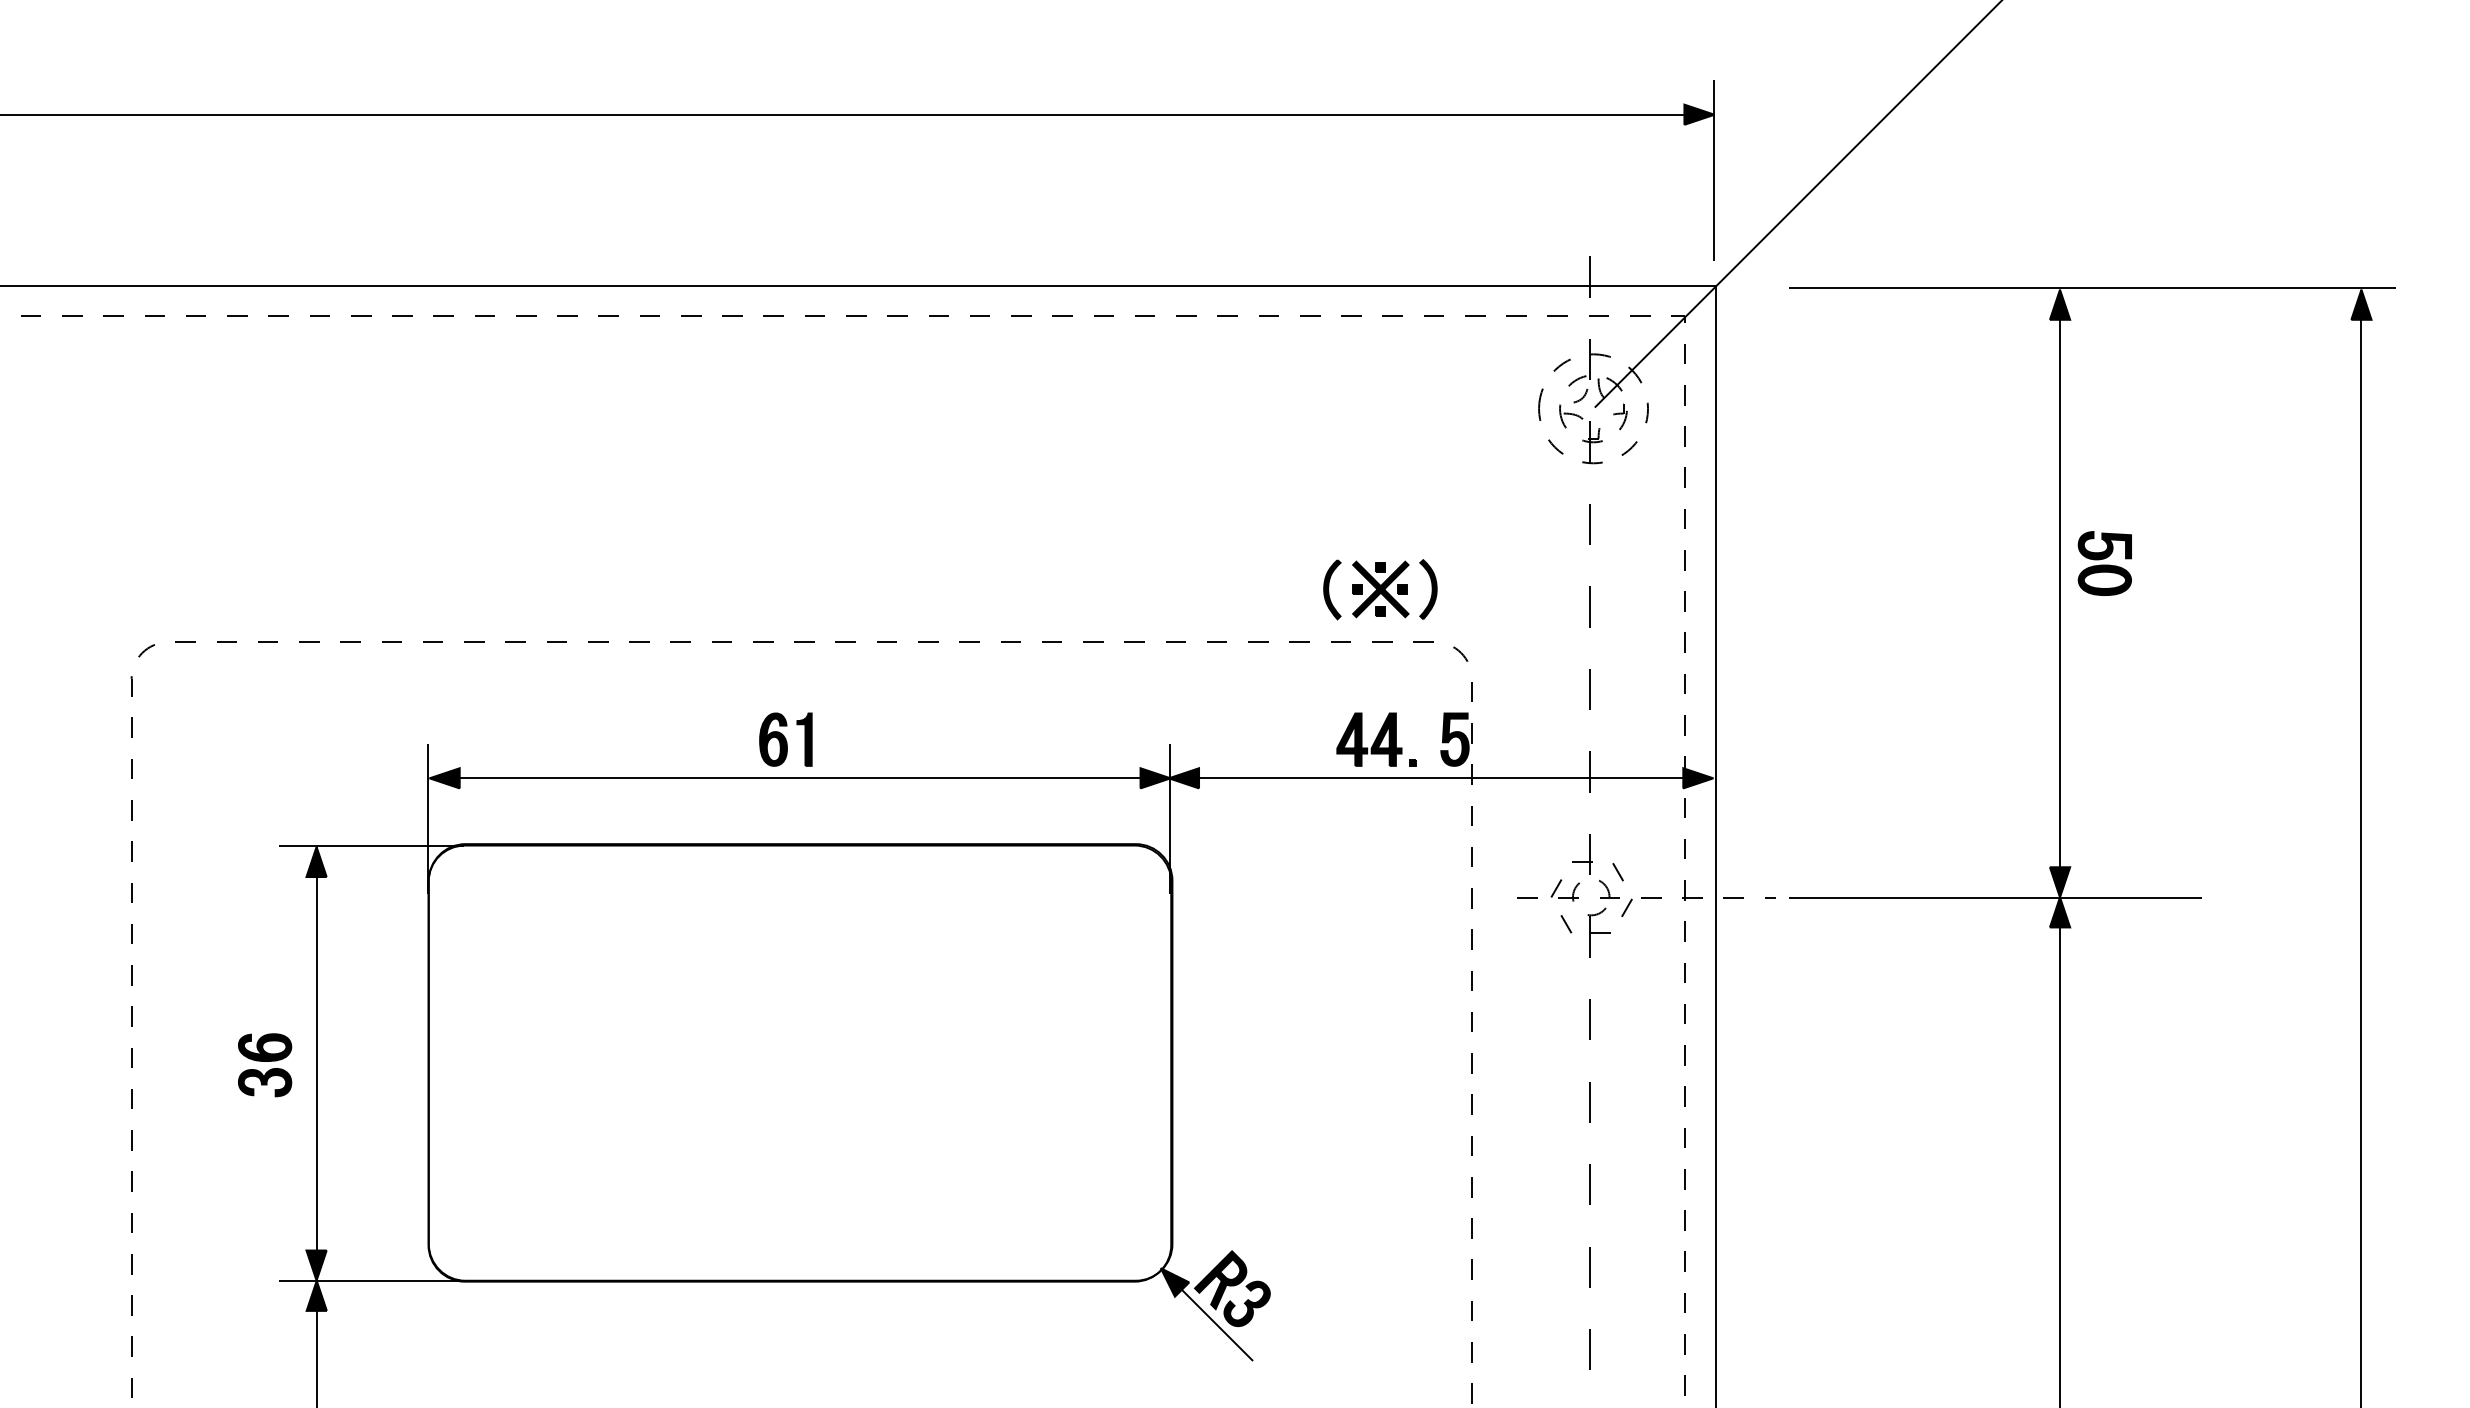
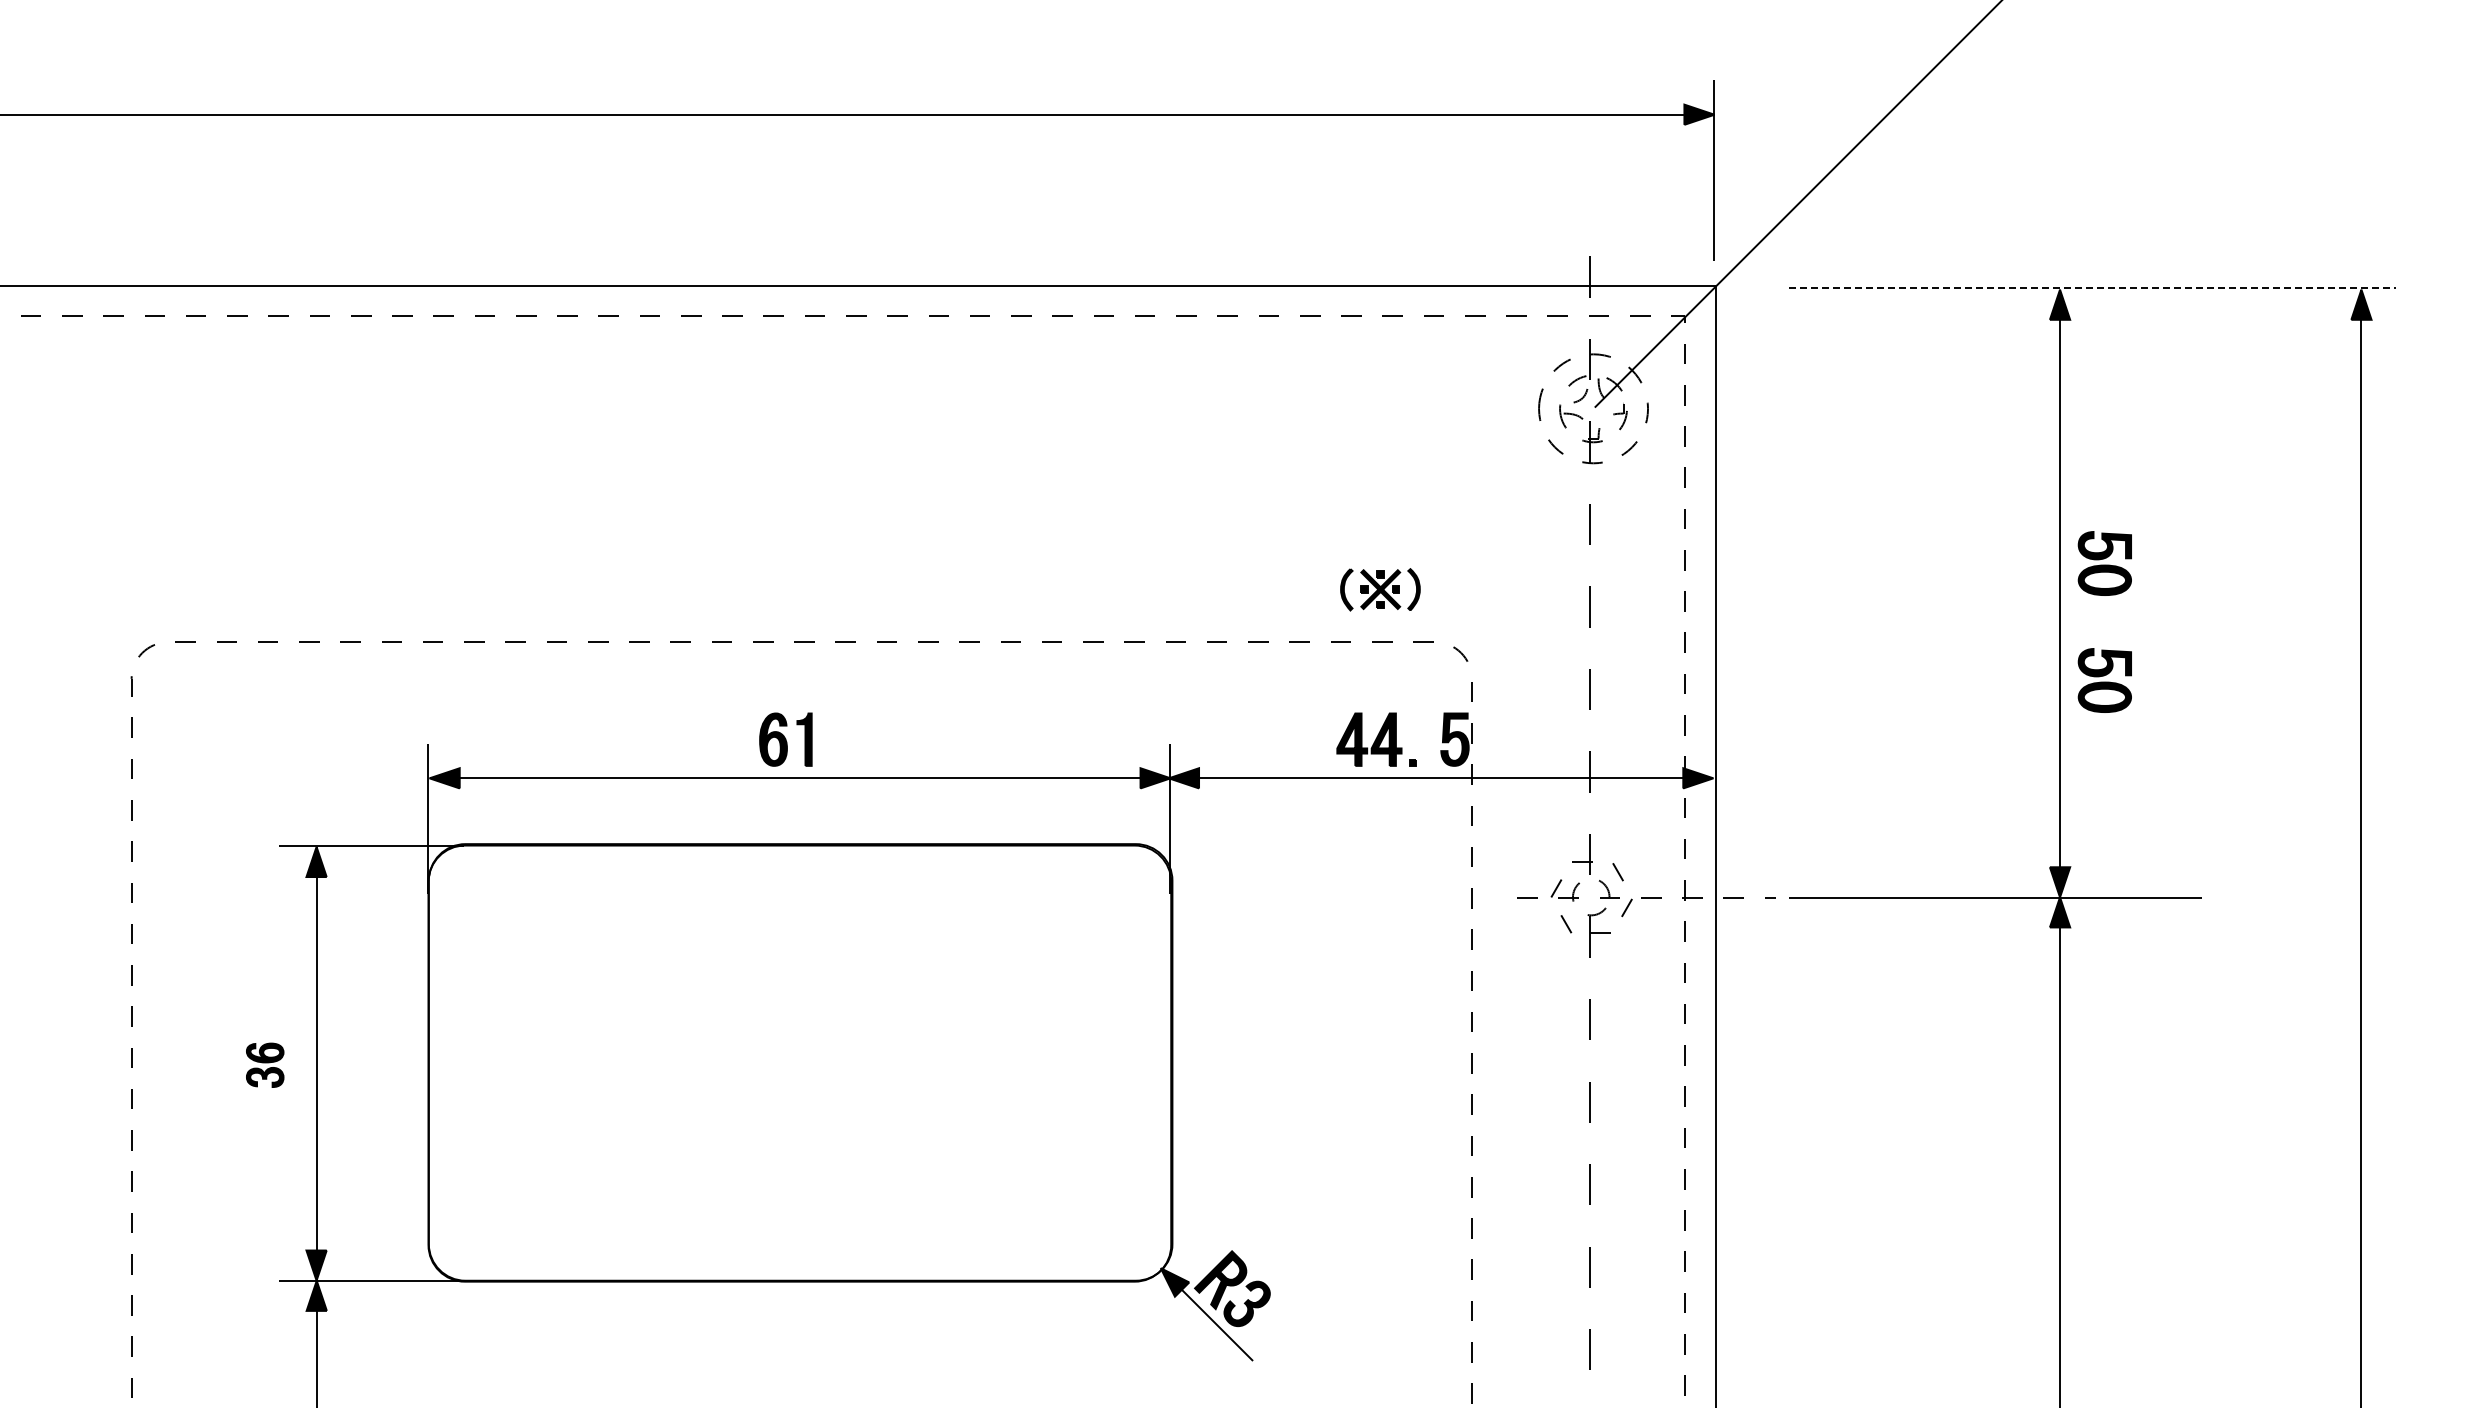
line: solid -> dashed (2092, 288)
part size: 115x62 px -> 81x44 px (1380, 589)
part: none -> present (2104, 680)
part size: 55x65 px -> 39x46 px (265, 1064)
